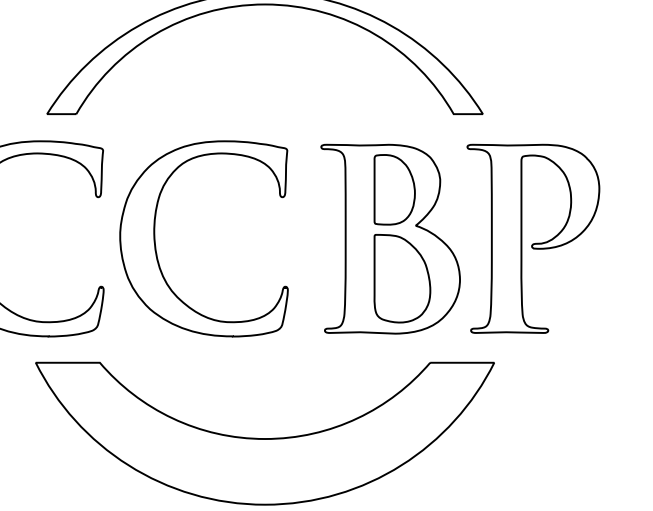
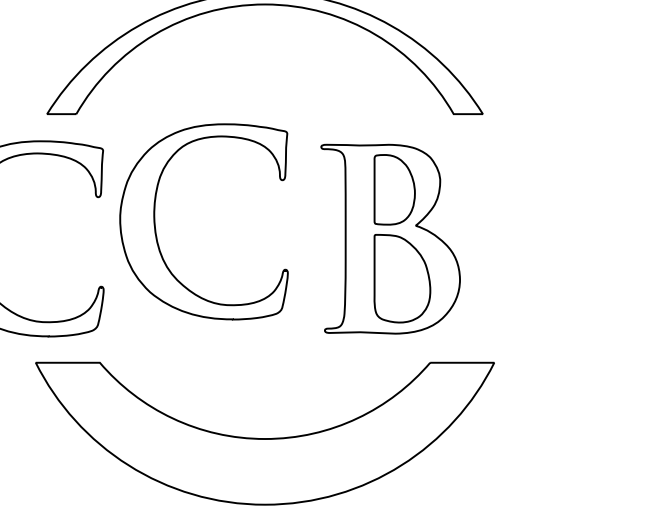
part: present -> none (533, 238)
part position: (156, 246) -> (156, 229) (156, 229)
